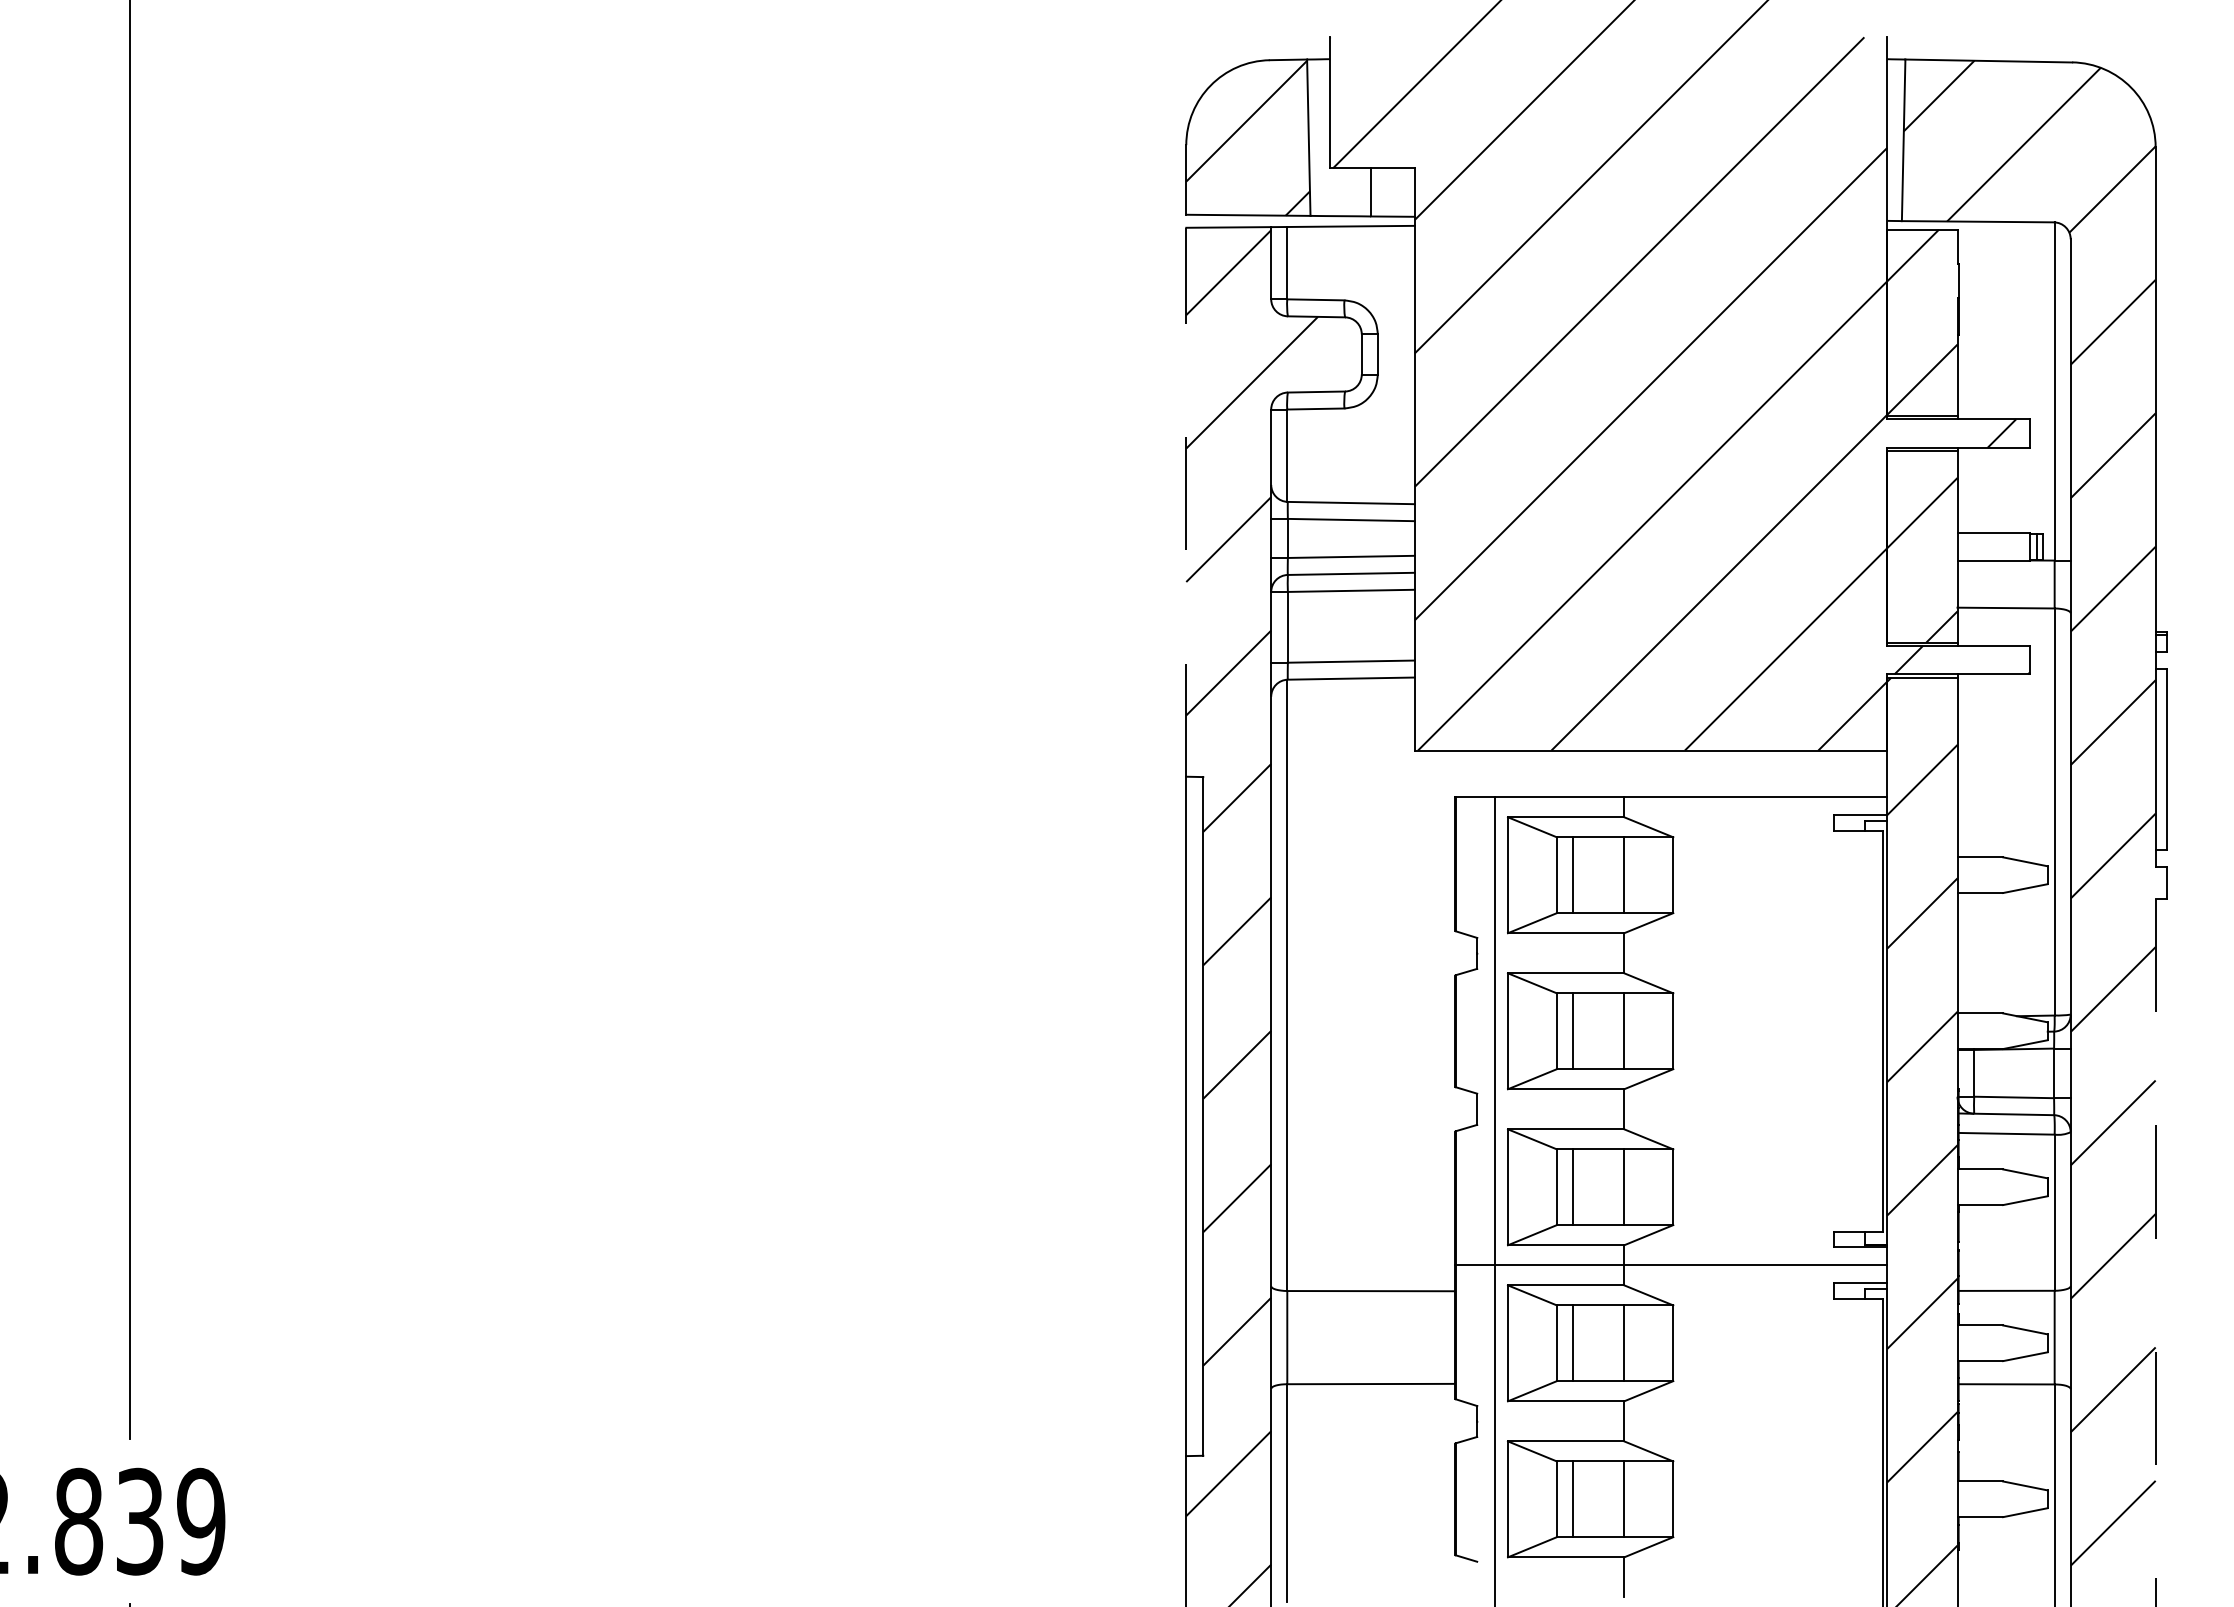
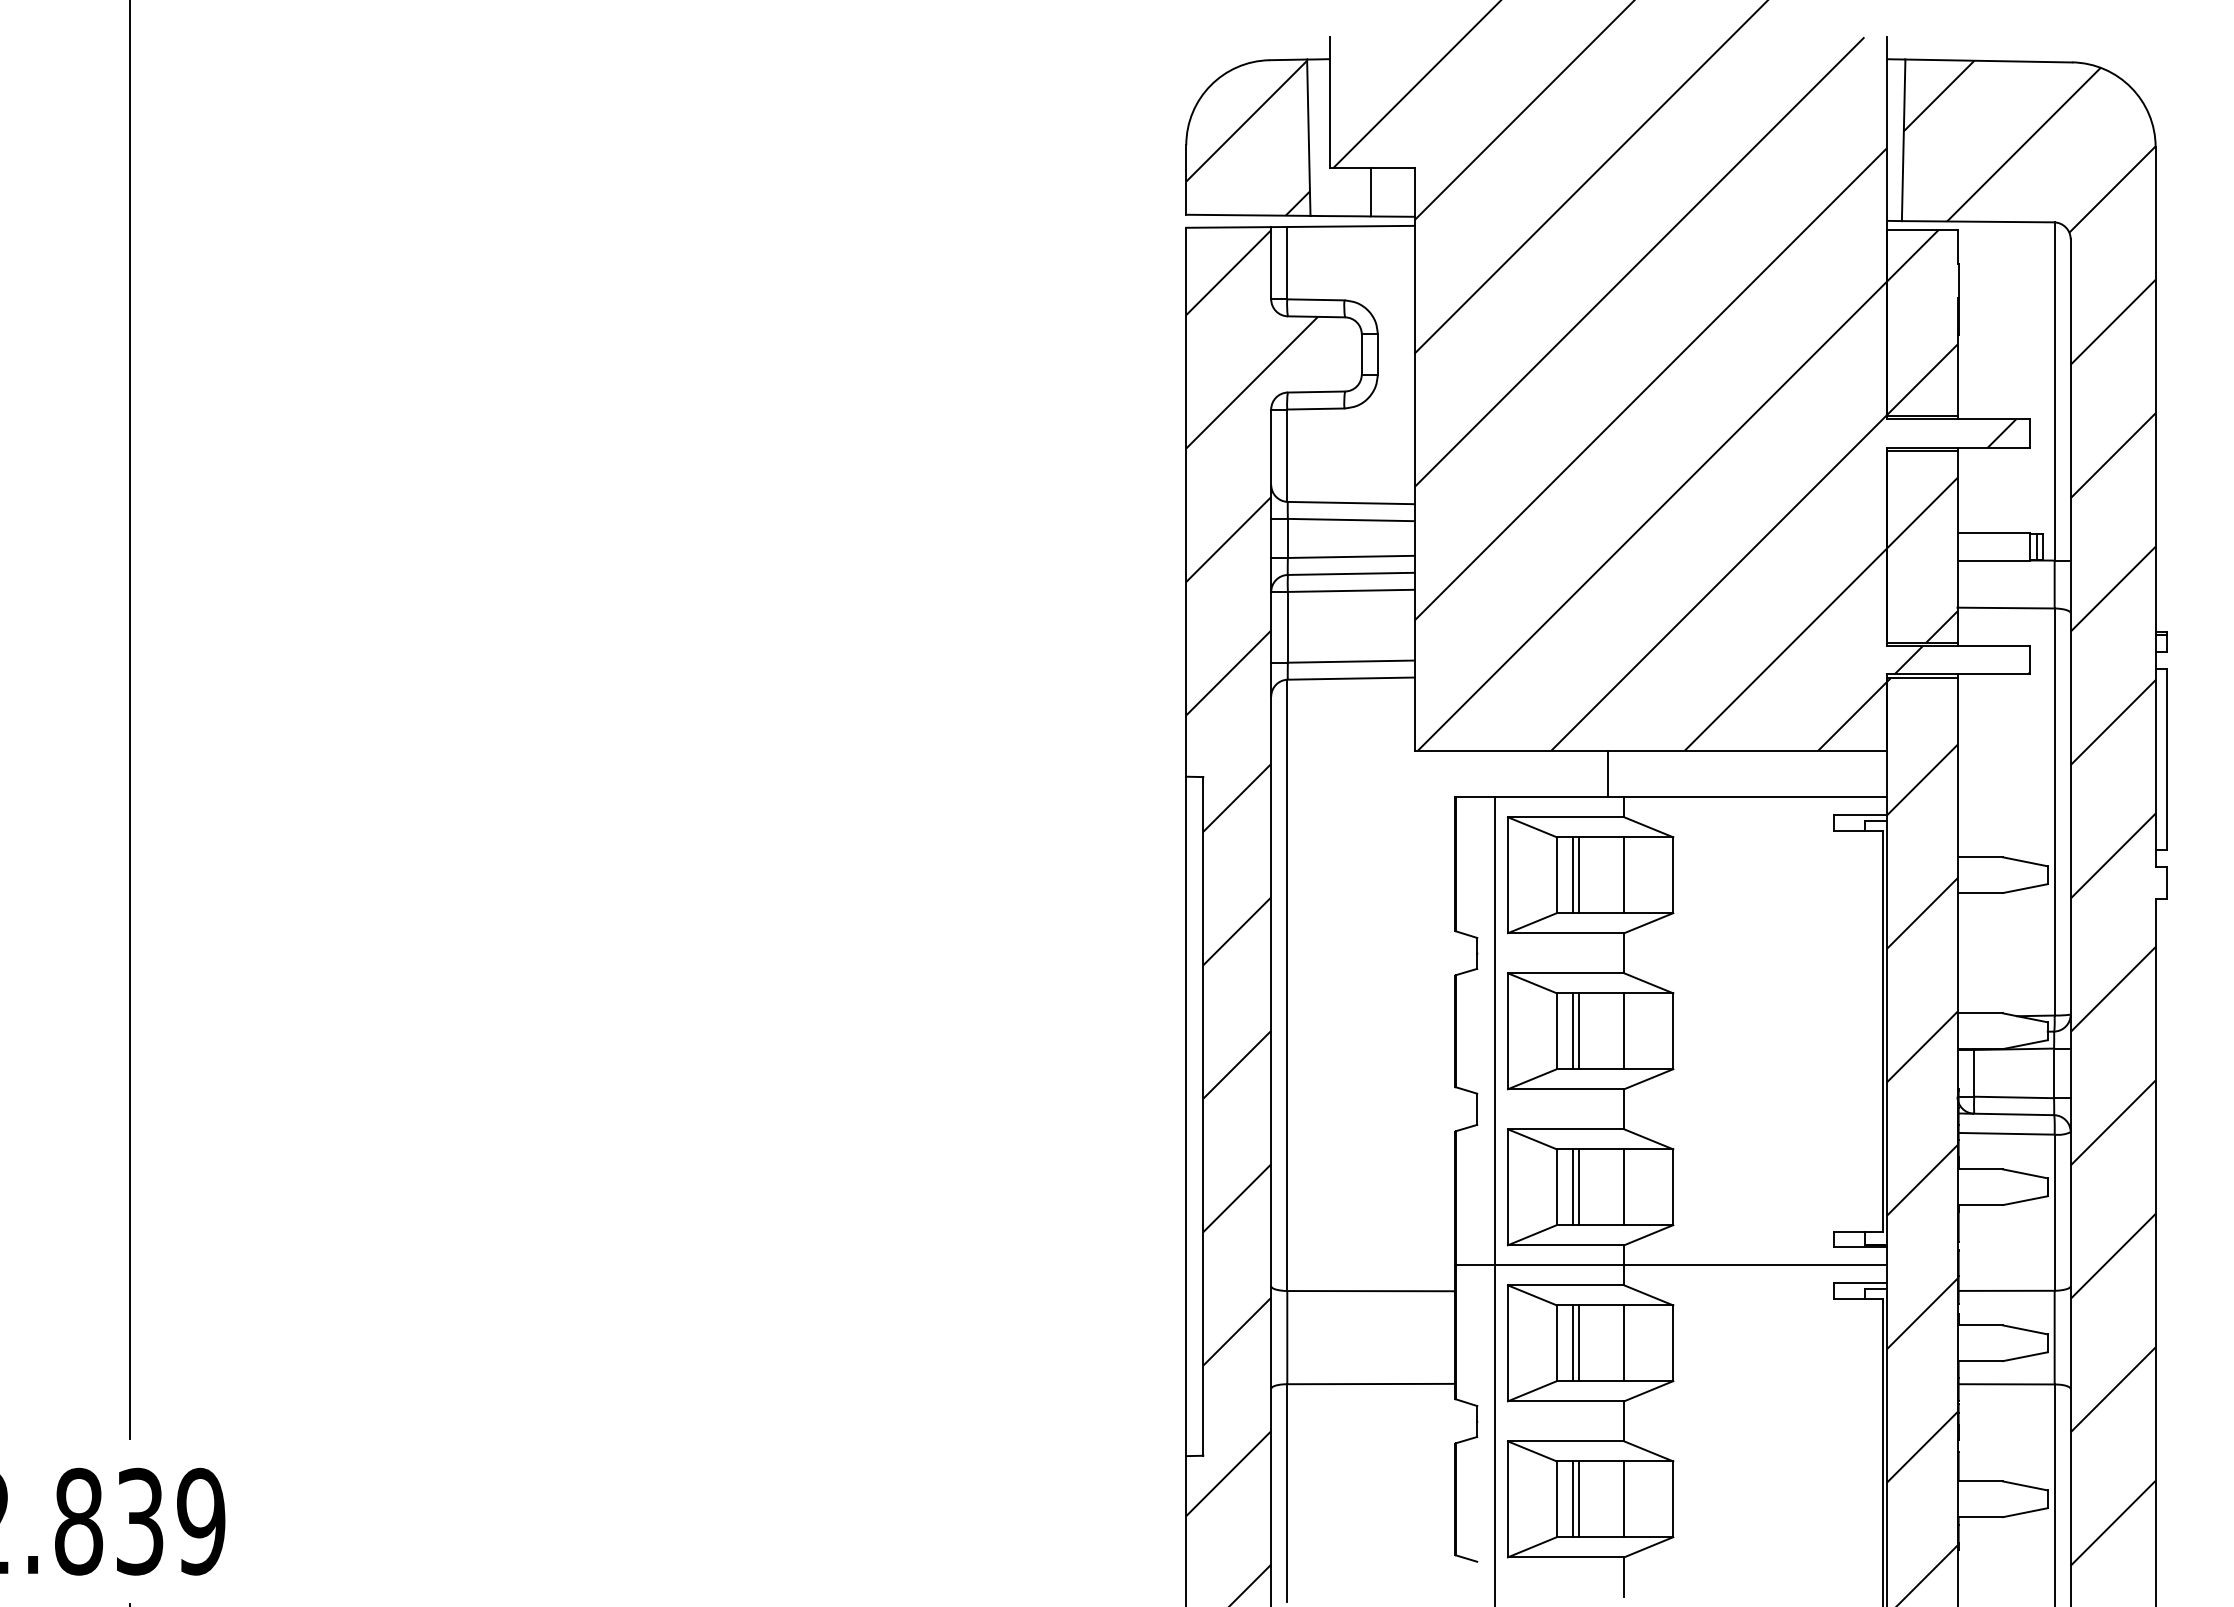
line: dashed -> solid (1186, 501)
line: none -> present (1607, 773)
line: none -> present (1578, 875)
line: none -> present (1578, 1031)
line: none -> present (1578, 1187)
line: dashed -> solid (2155, 1252)
line: none -> present (1578, 1343)
line: none -> present (1578, 1499)
